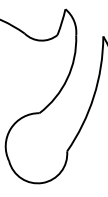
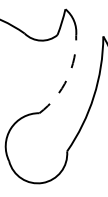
arc: solid -> dashed (67, 78)
